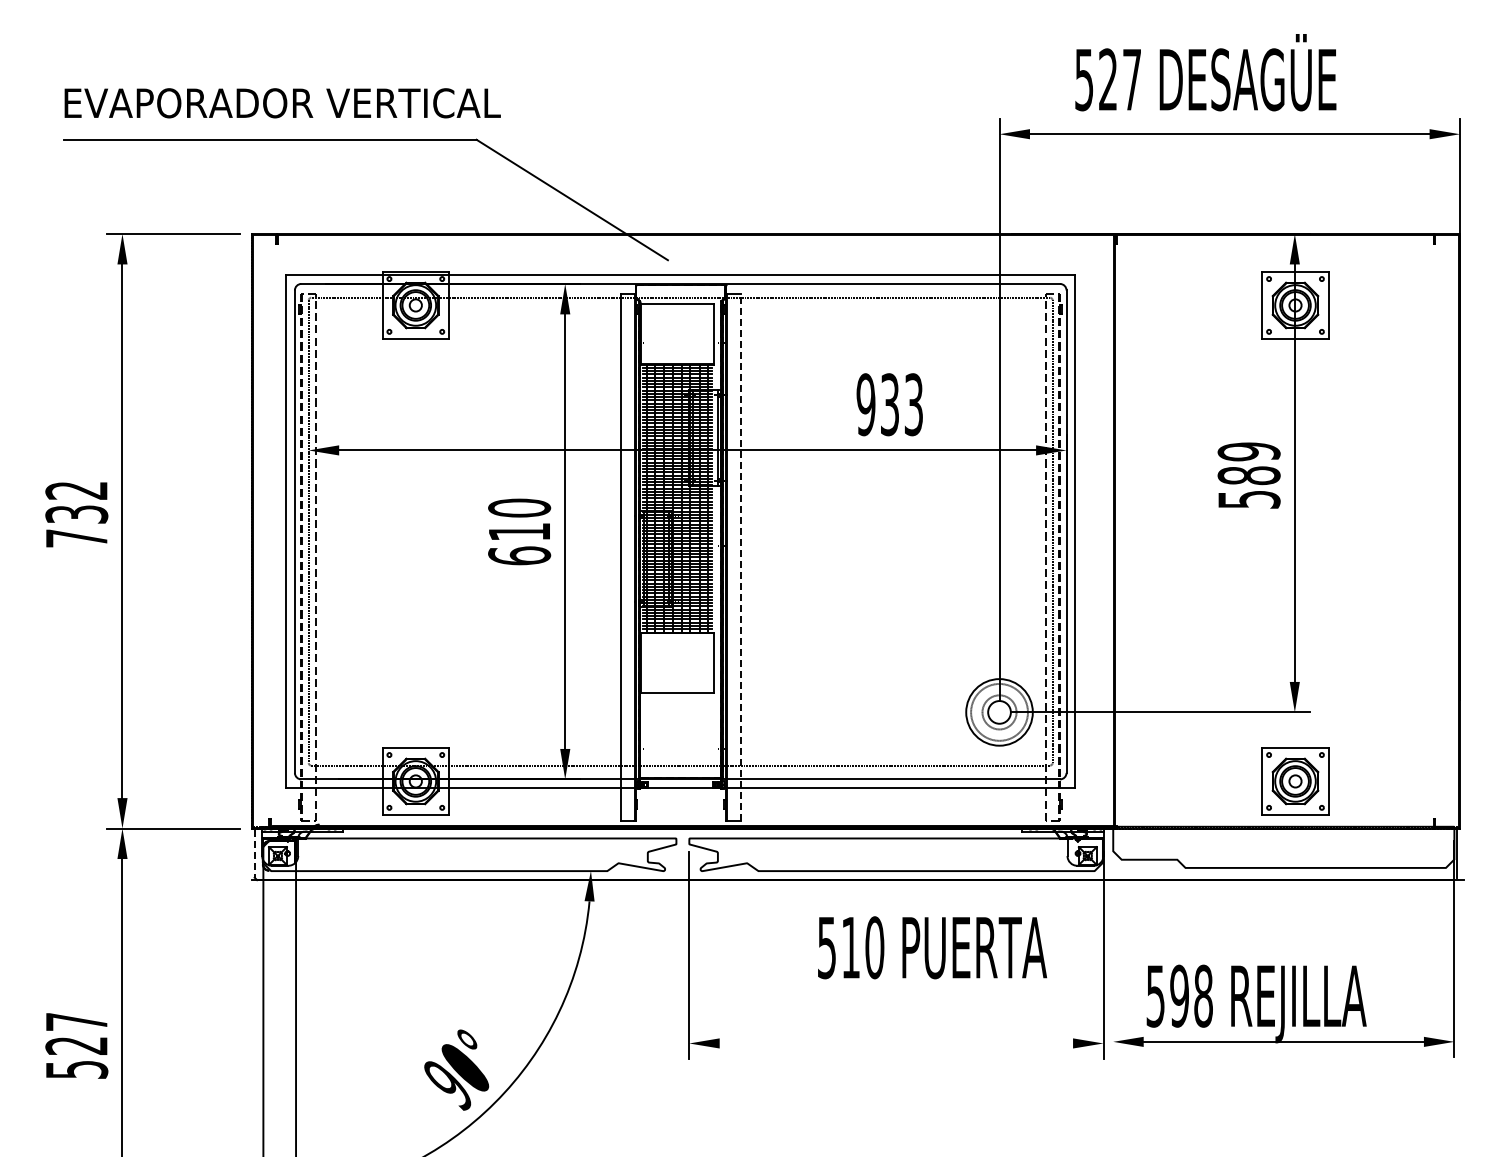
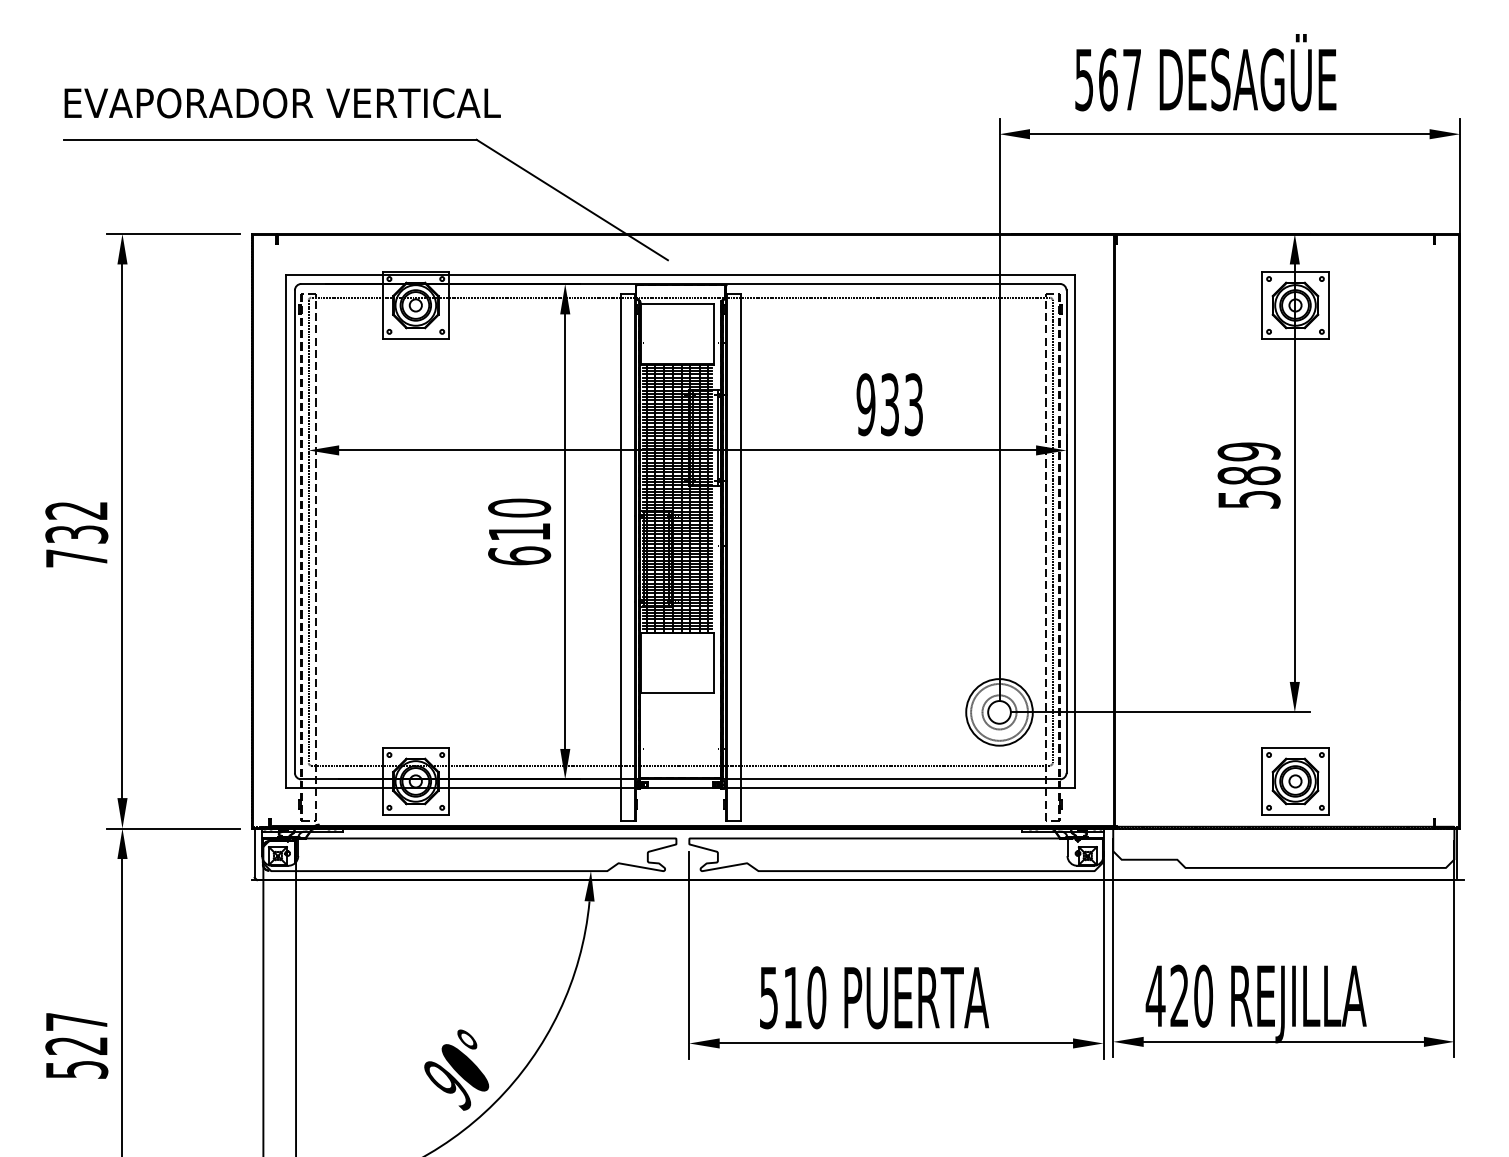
text: 527 -> 567 (1108, 79)
text position: (76, 514) -> (76, 534) (76, 534)
line: dashed -> solid (740, 557)
line: dashed -> solid (254, 853)
text position: (932, 947) -> (874, 997) (874, 997)
line: none -> present (1113, 947)
text: 598 -> 420 (1179, 995)
line: none -> present (896, 1043)
